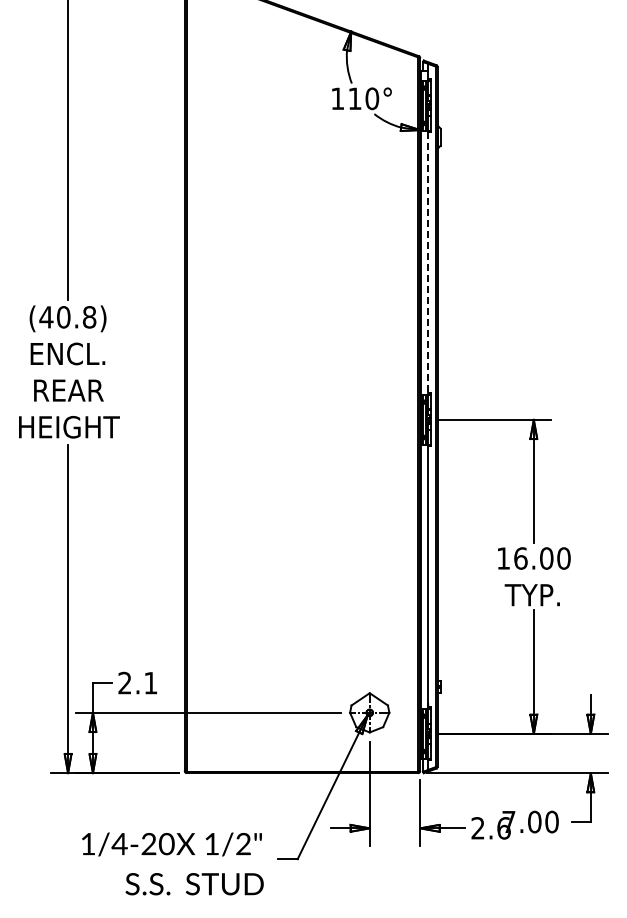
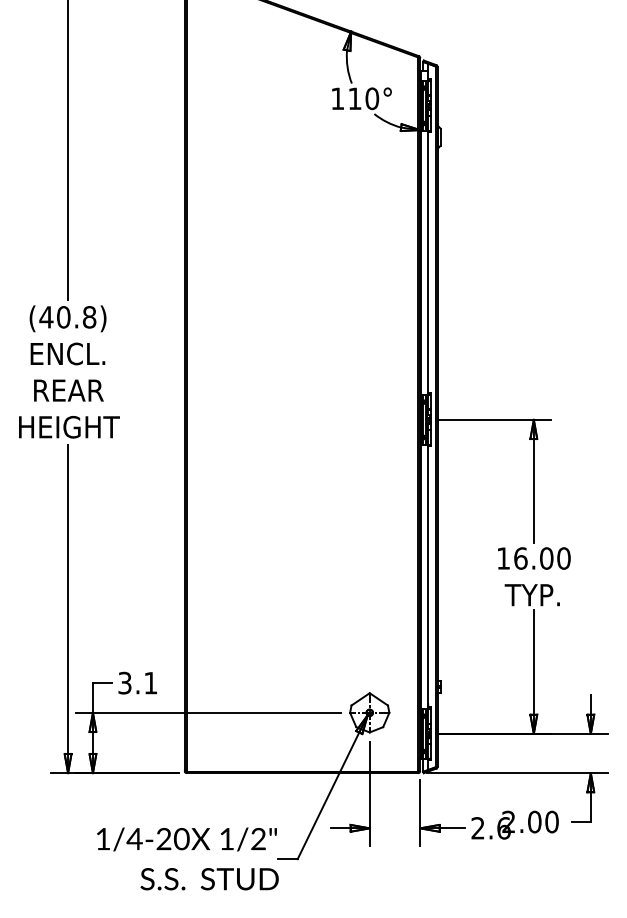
line: dashed -> solid (428, 262)
text: 2.1 -> 3.1 (124, 683)
text: 7.00 -> 2.00 (508, 821)
text position: (172, 863) -> (187, 858) (187, 858)
